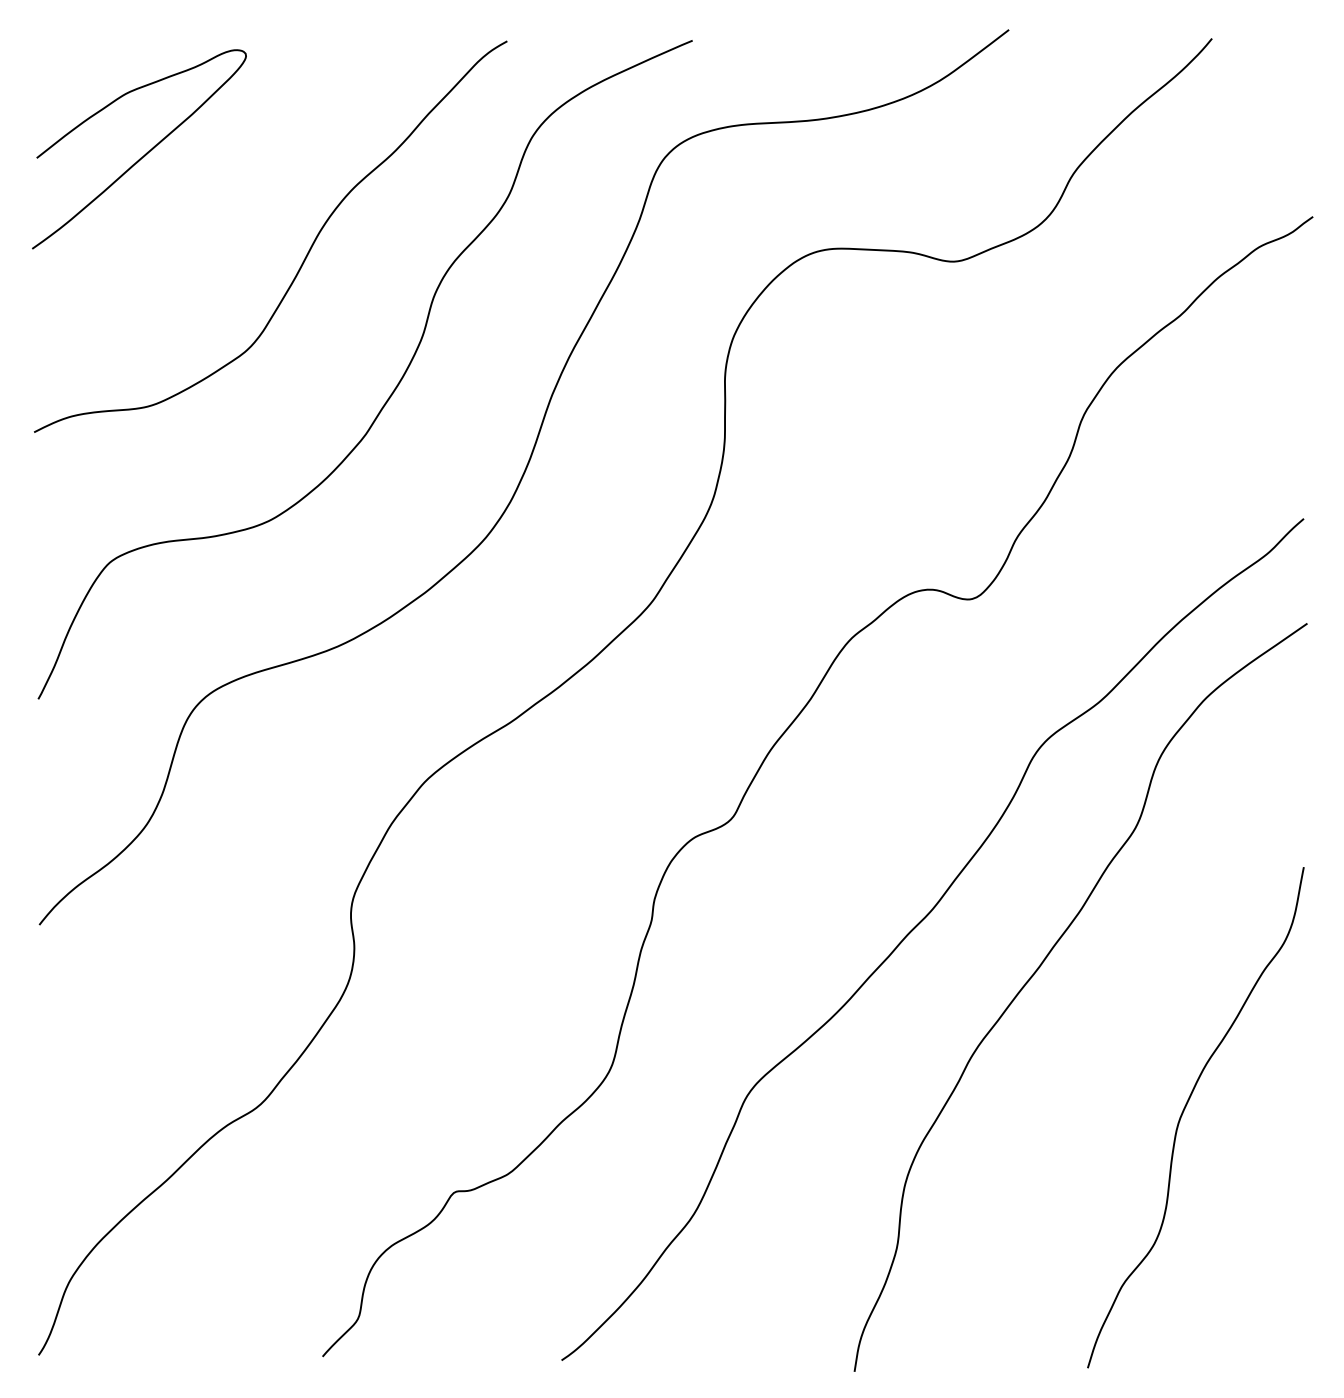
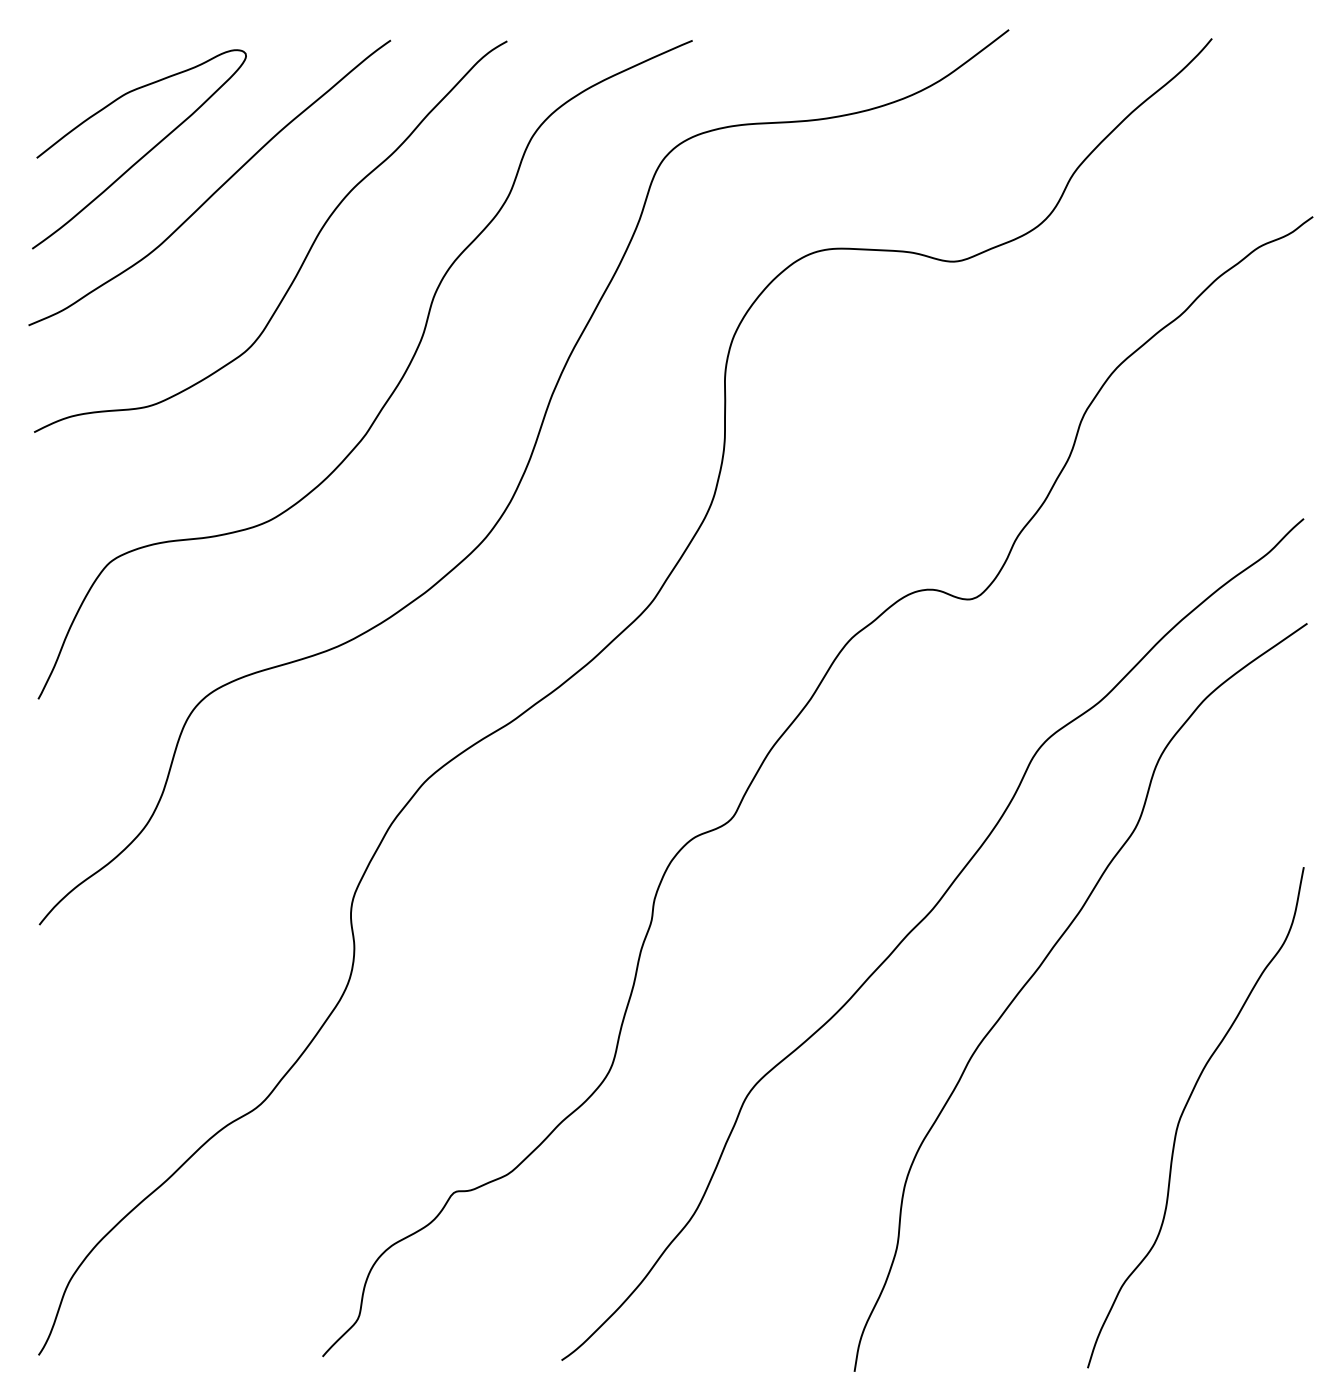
curve: none -> present (216, 189)
